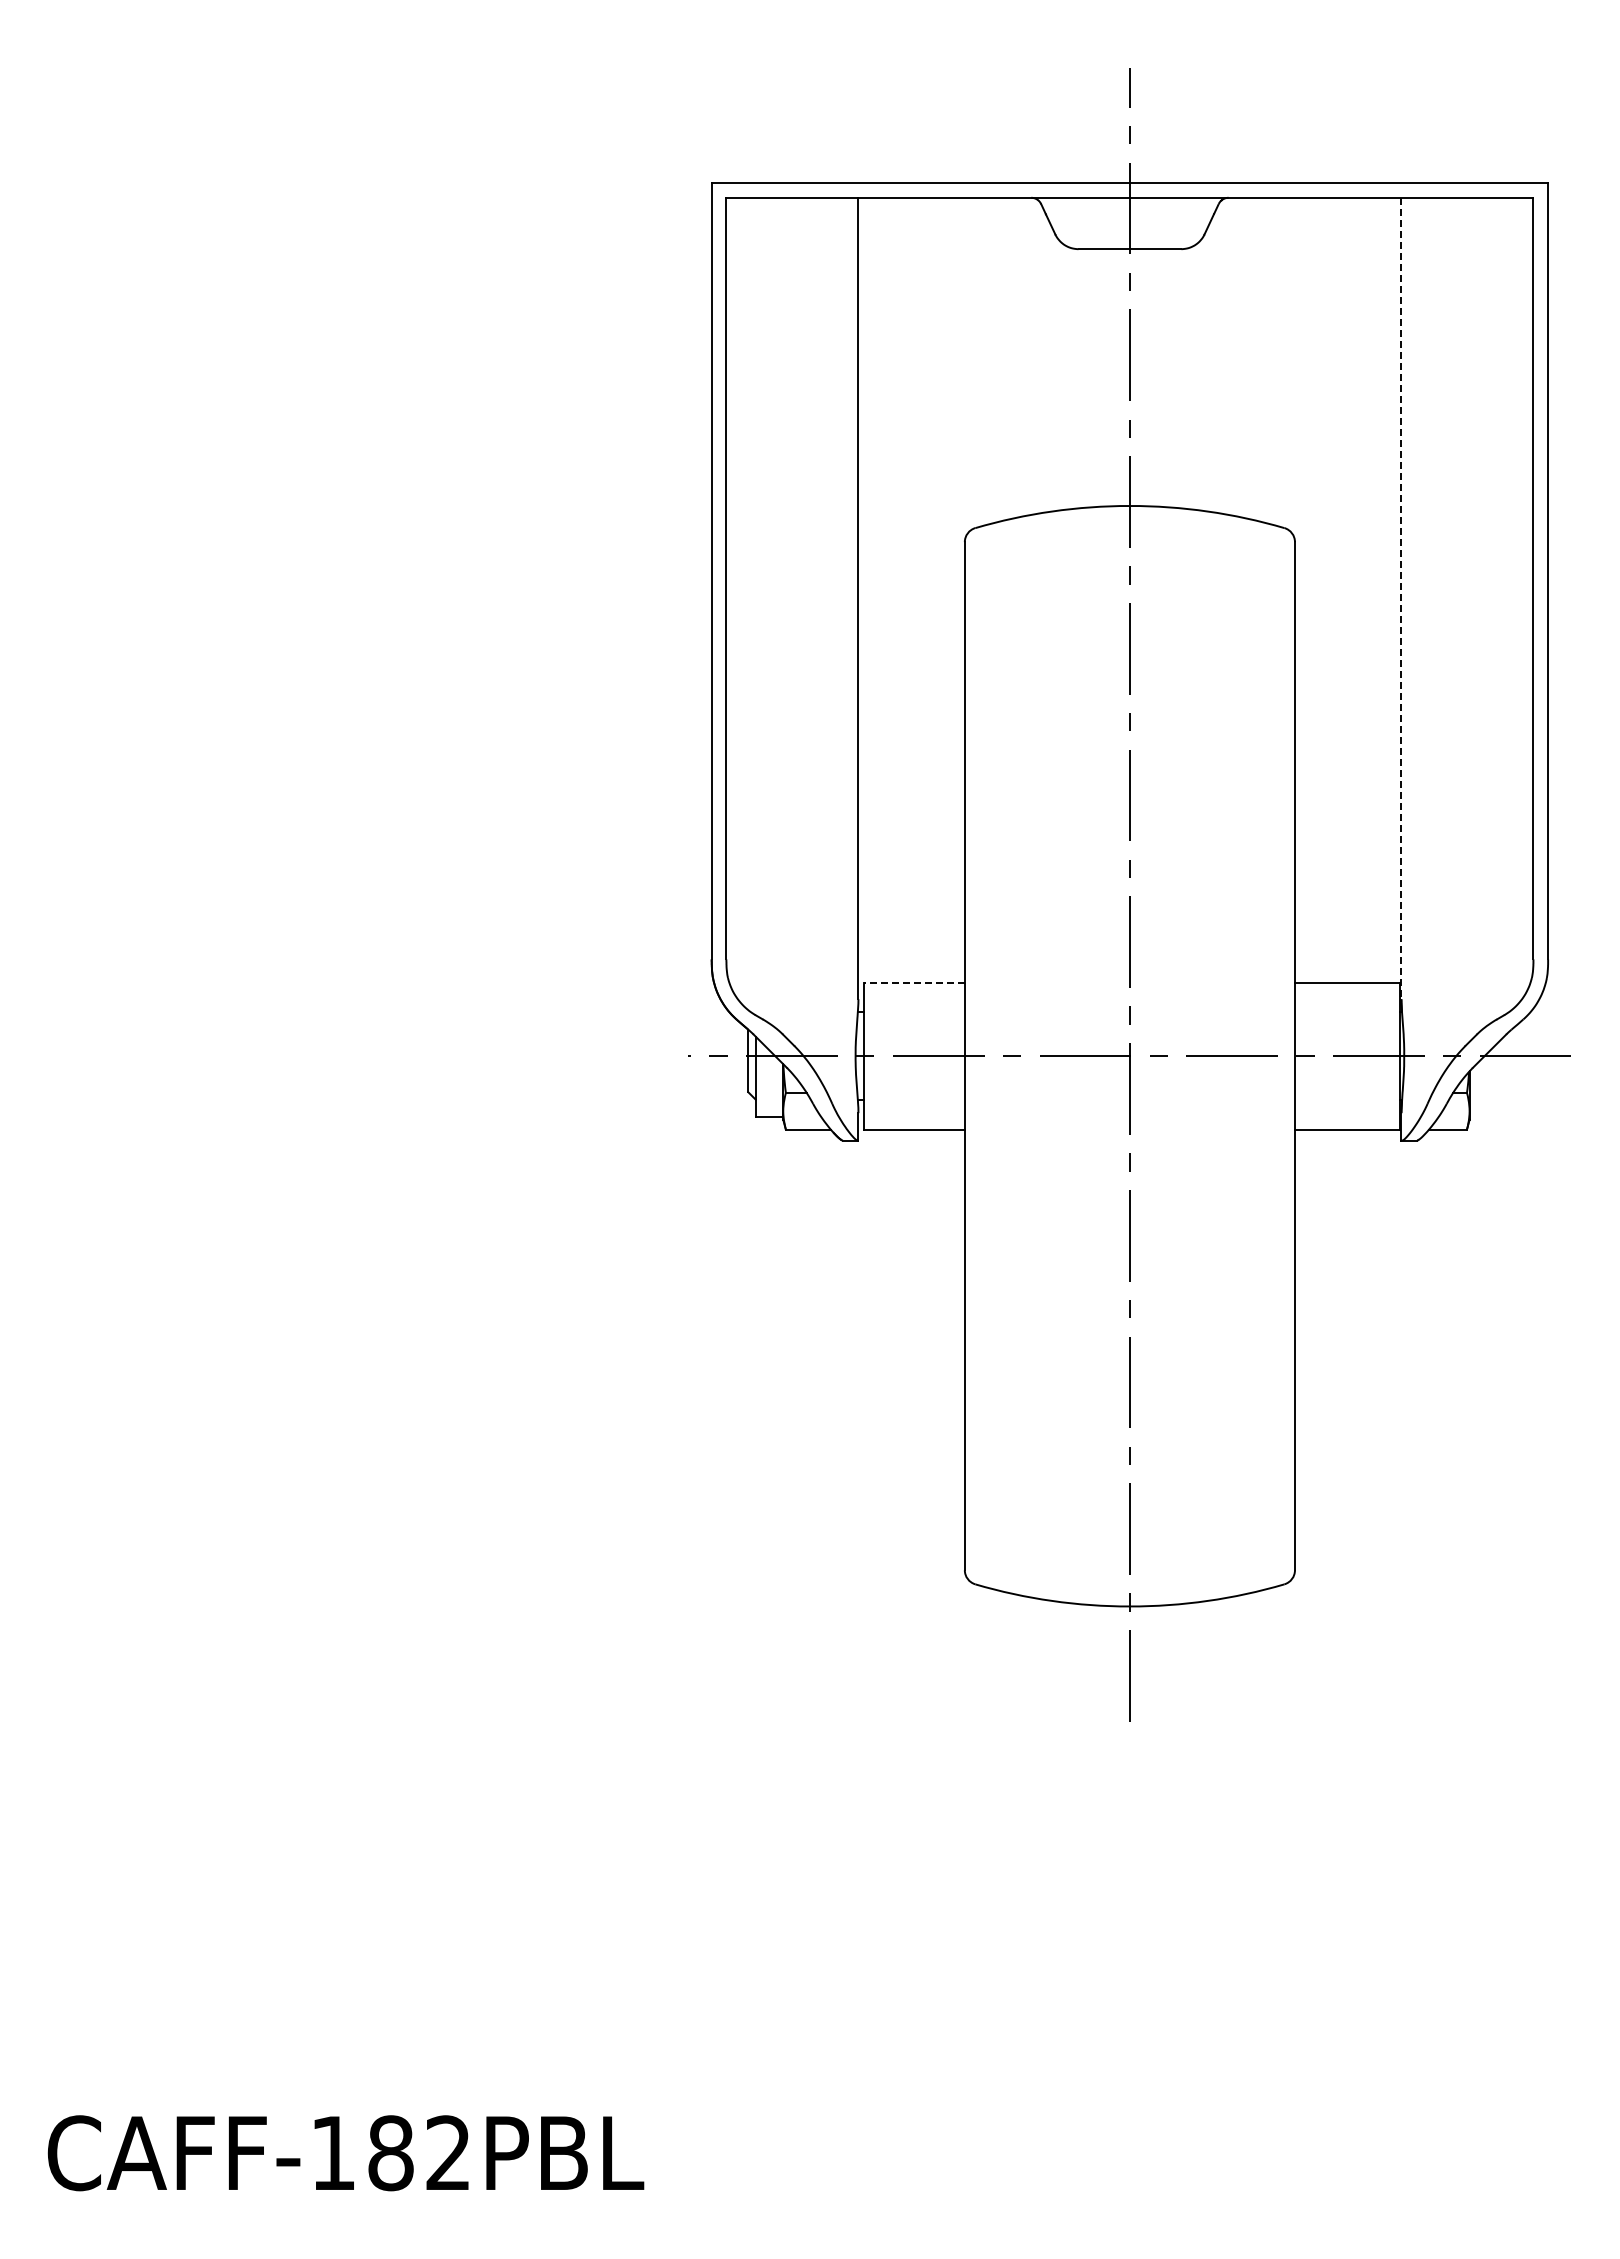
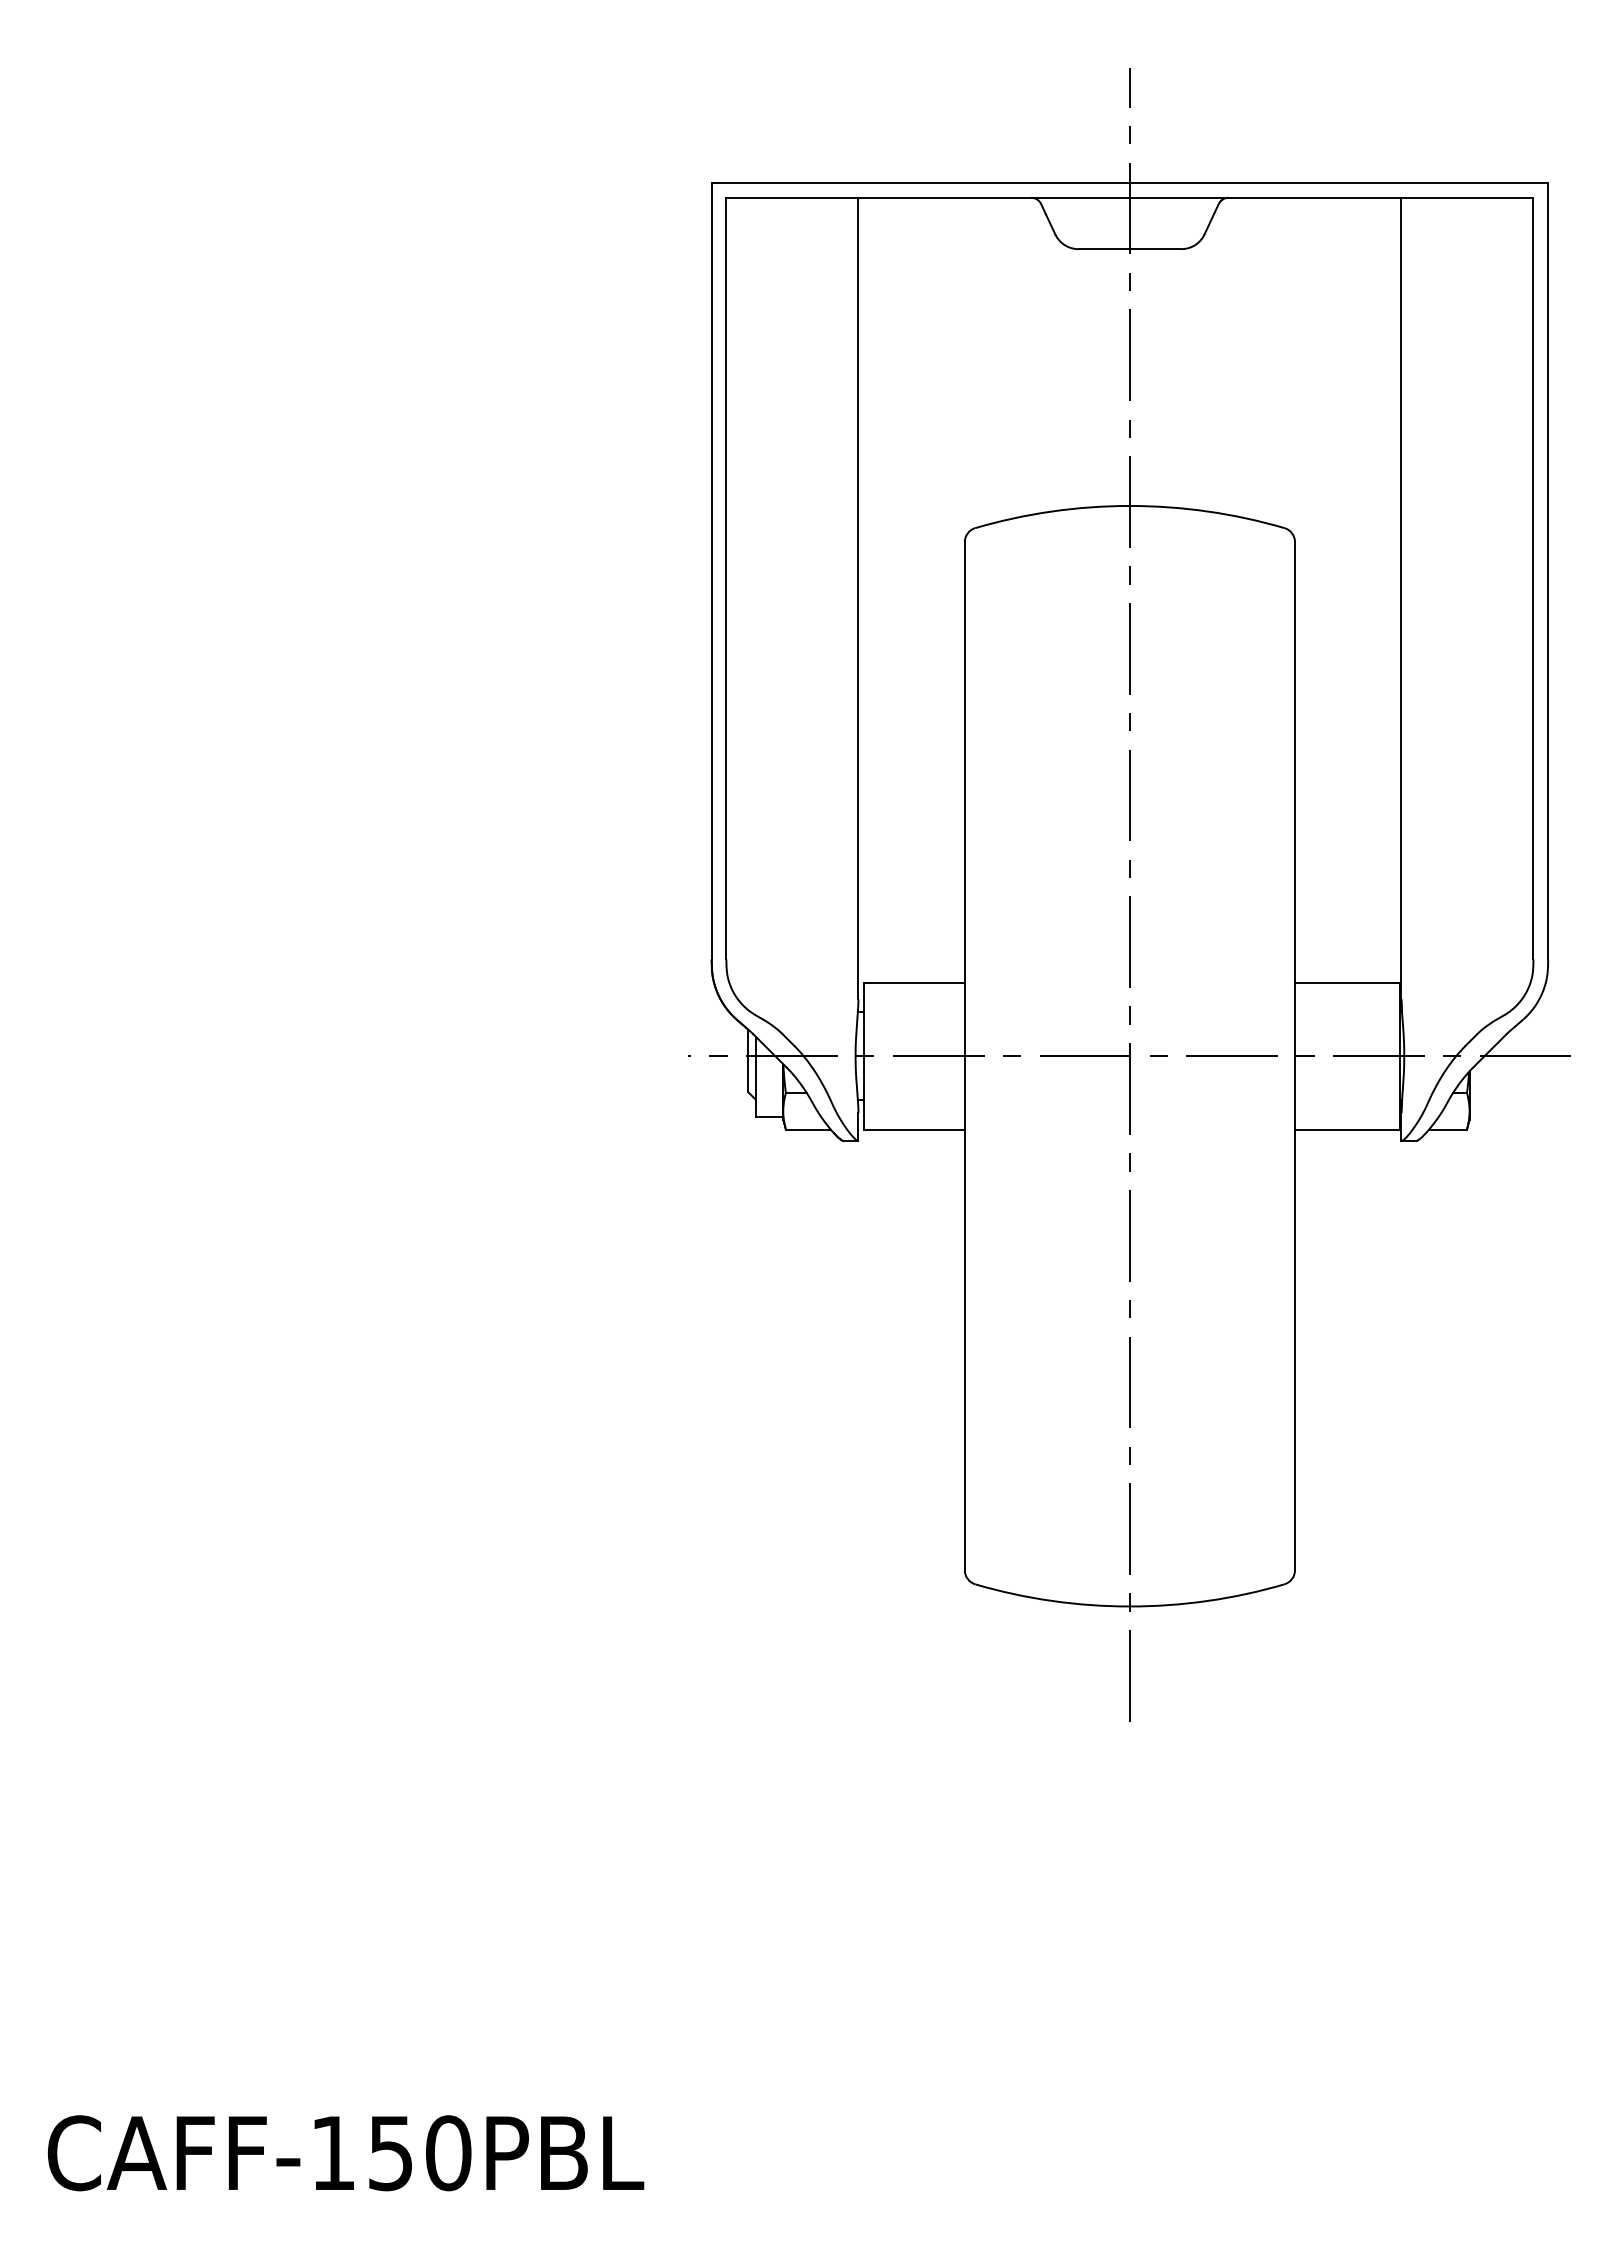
line: dashed -> solid (1401, 598)
line: dashed -> solid (914, 982)
text: CAFF-182PBL -> CAFF-150PBL (419, 2153)
